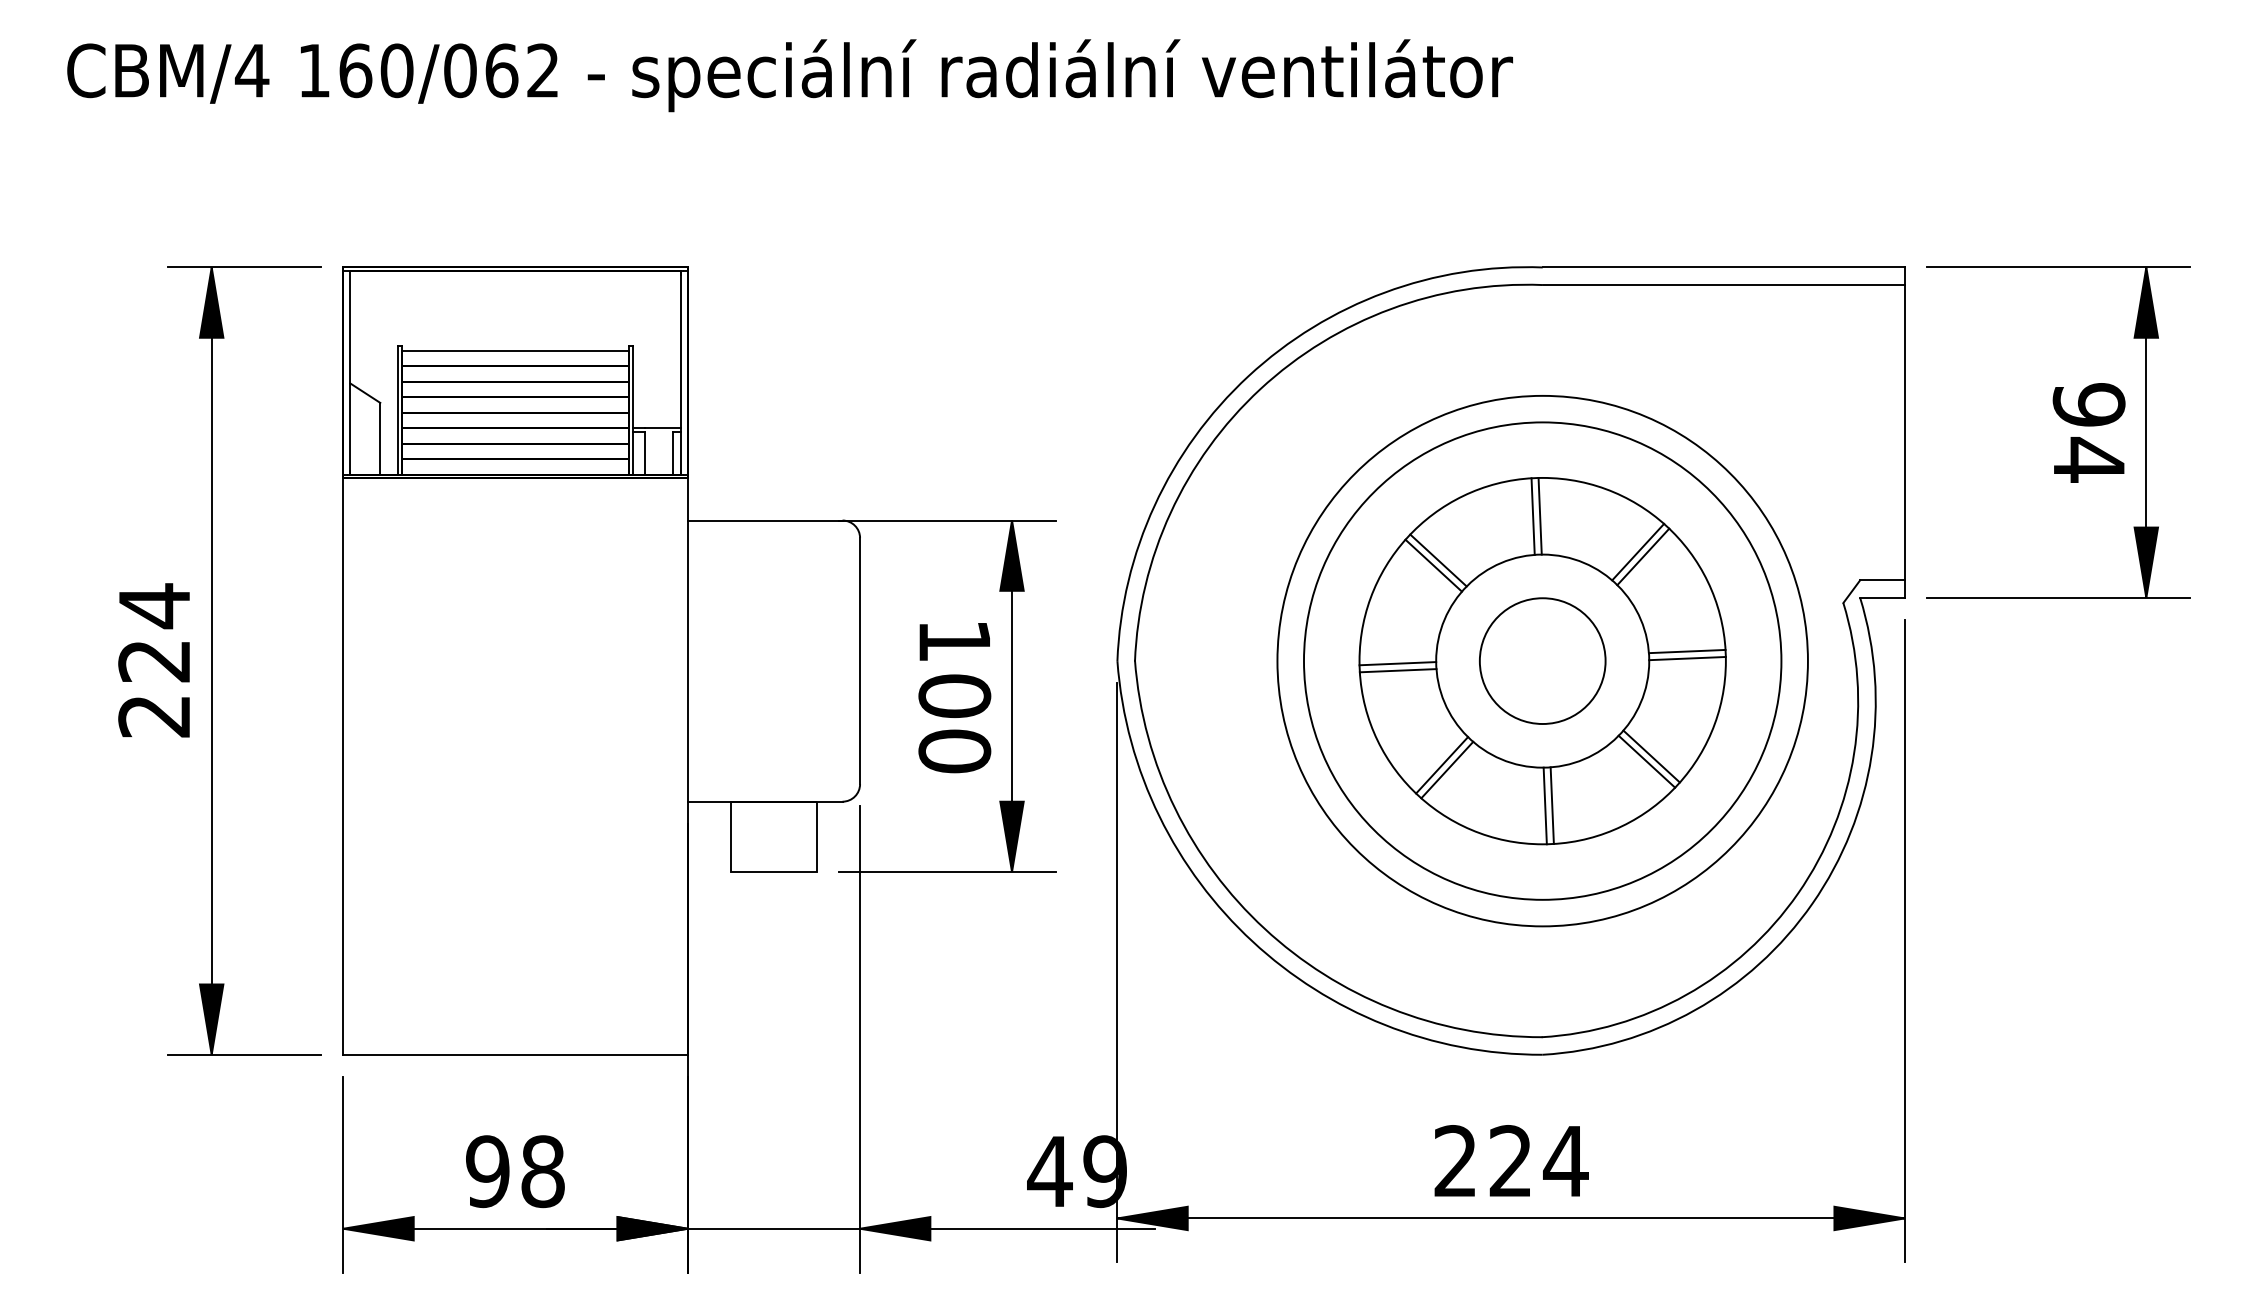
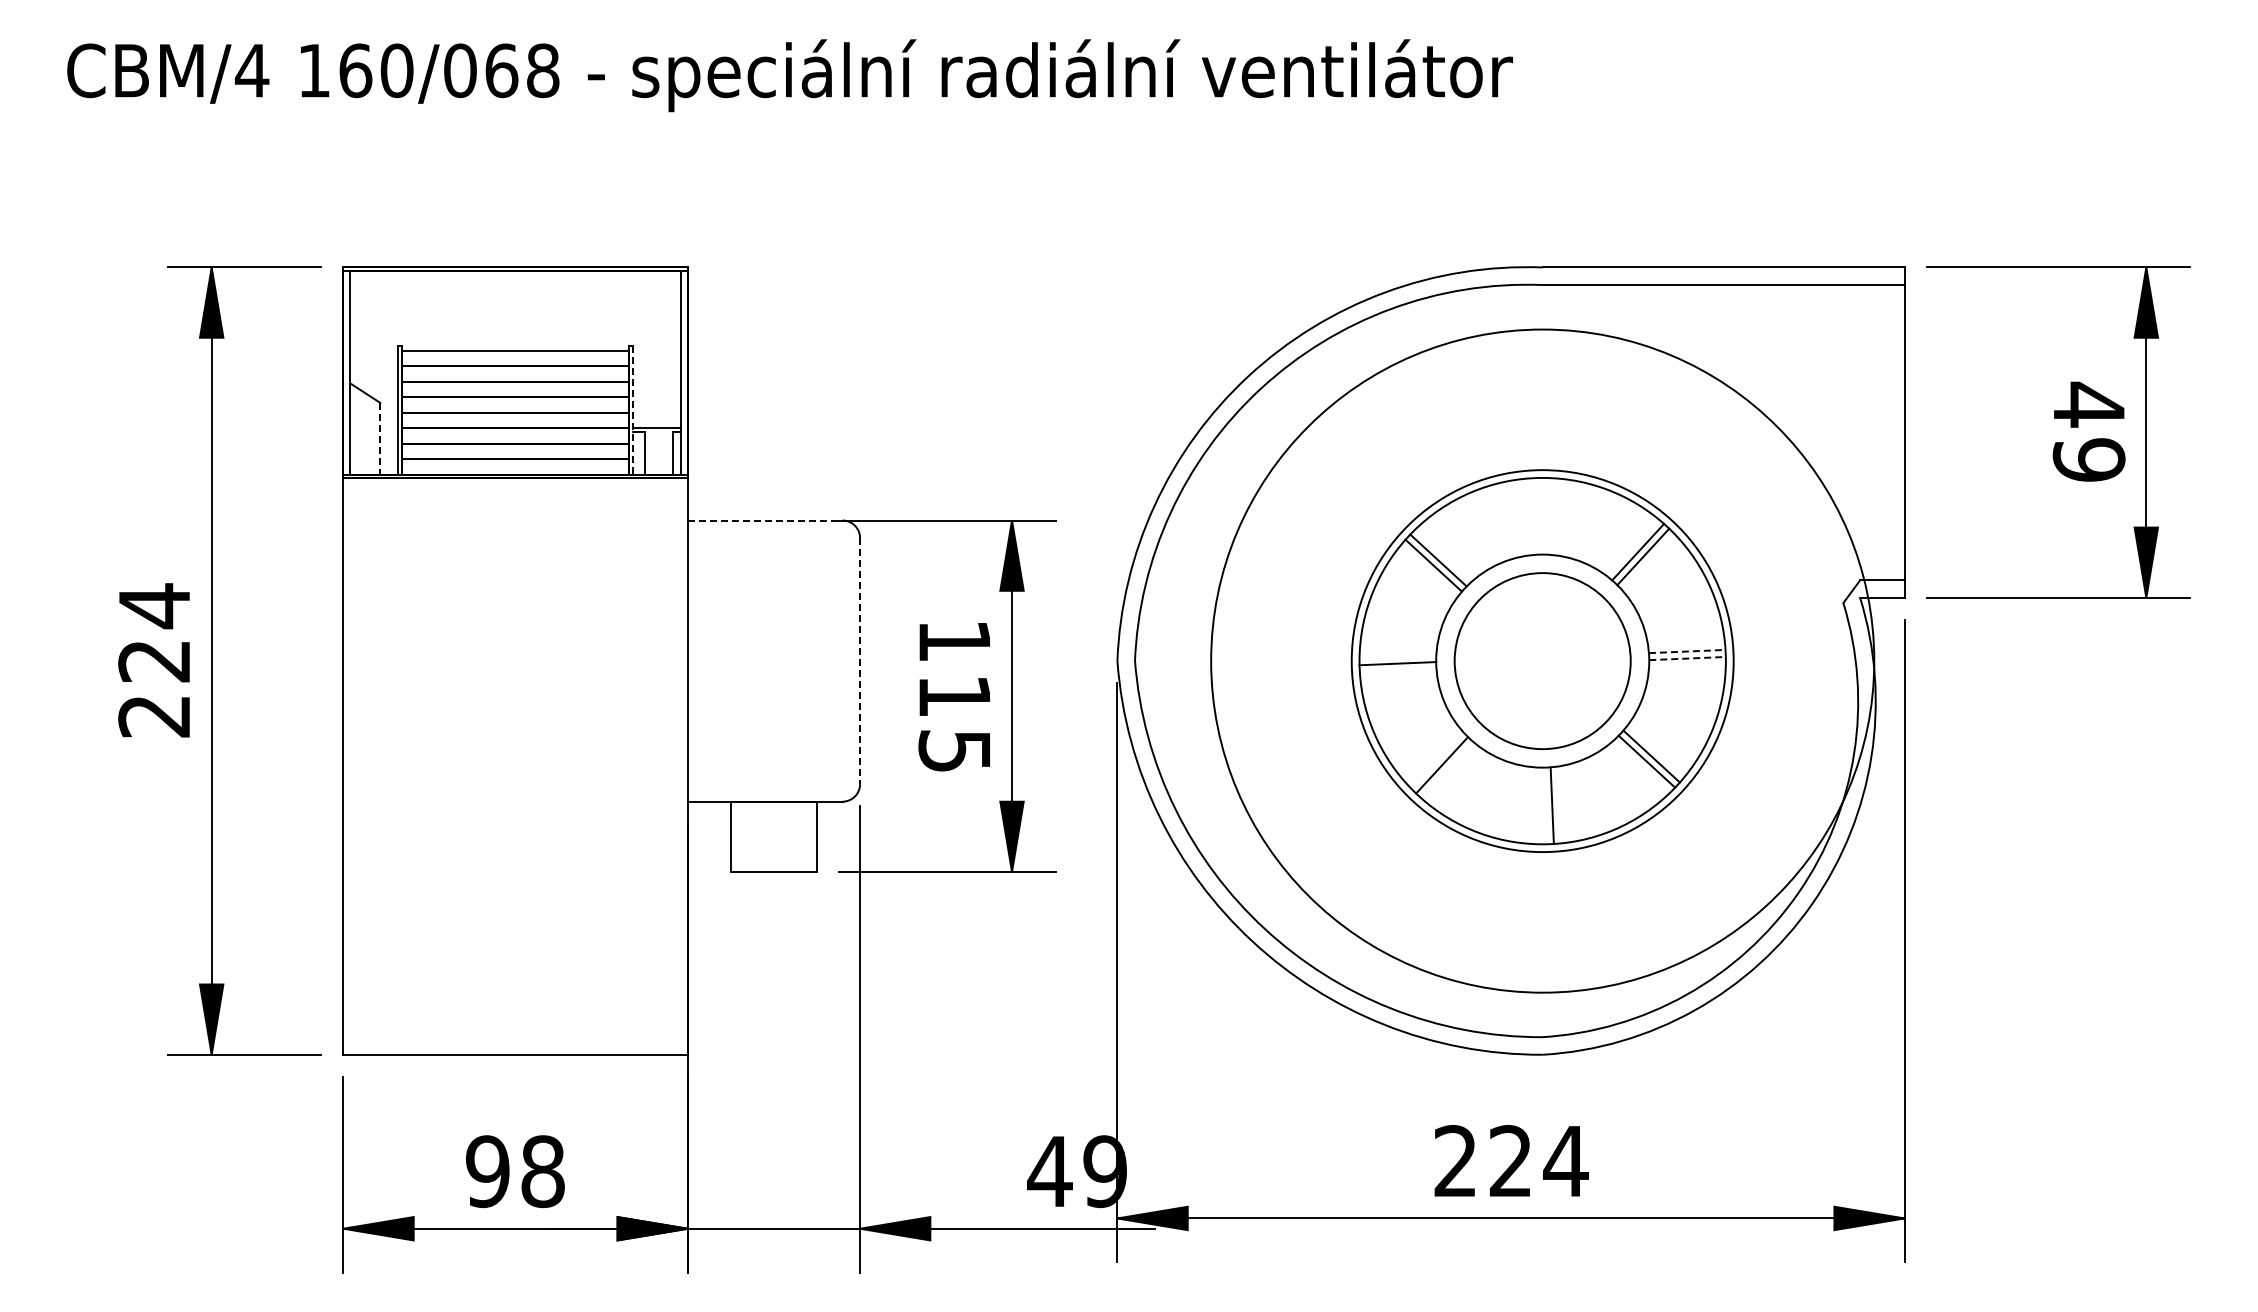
text: 160/062 -> 160/068 (543, 70)
line: solid -> dashed (633, 410)
text: 94 -> 49 (2088, 431)
line: solid -> dashed (380, 438)
line: present -> none (1539, 515)
line: present -> none (1532, 516)
line: solid -> dashed (765, 520)
line: solid -> dashed (1687, 651)
line: solid -> dashed (1688, 658)
circle diameter: 477 px -> 382 px (1542, 661)
circle diameter: 531 px -> 663 px (1542, 660)
line: solid -> dashed (860, 661)
circle diameter: 126 px -> 176 px (1542, 661)
line: present -> none (1397, 670)
text: 100 -> 115 (954, 723)
line: present -> none (1447, 769)
line: present -> none (1544, 805)
